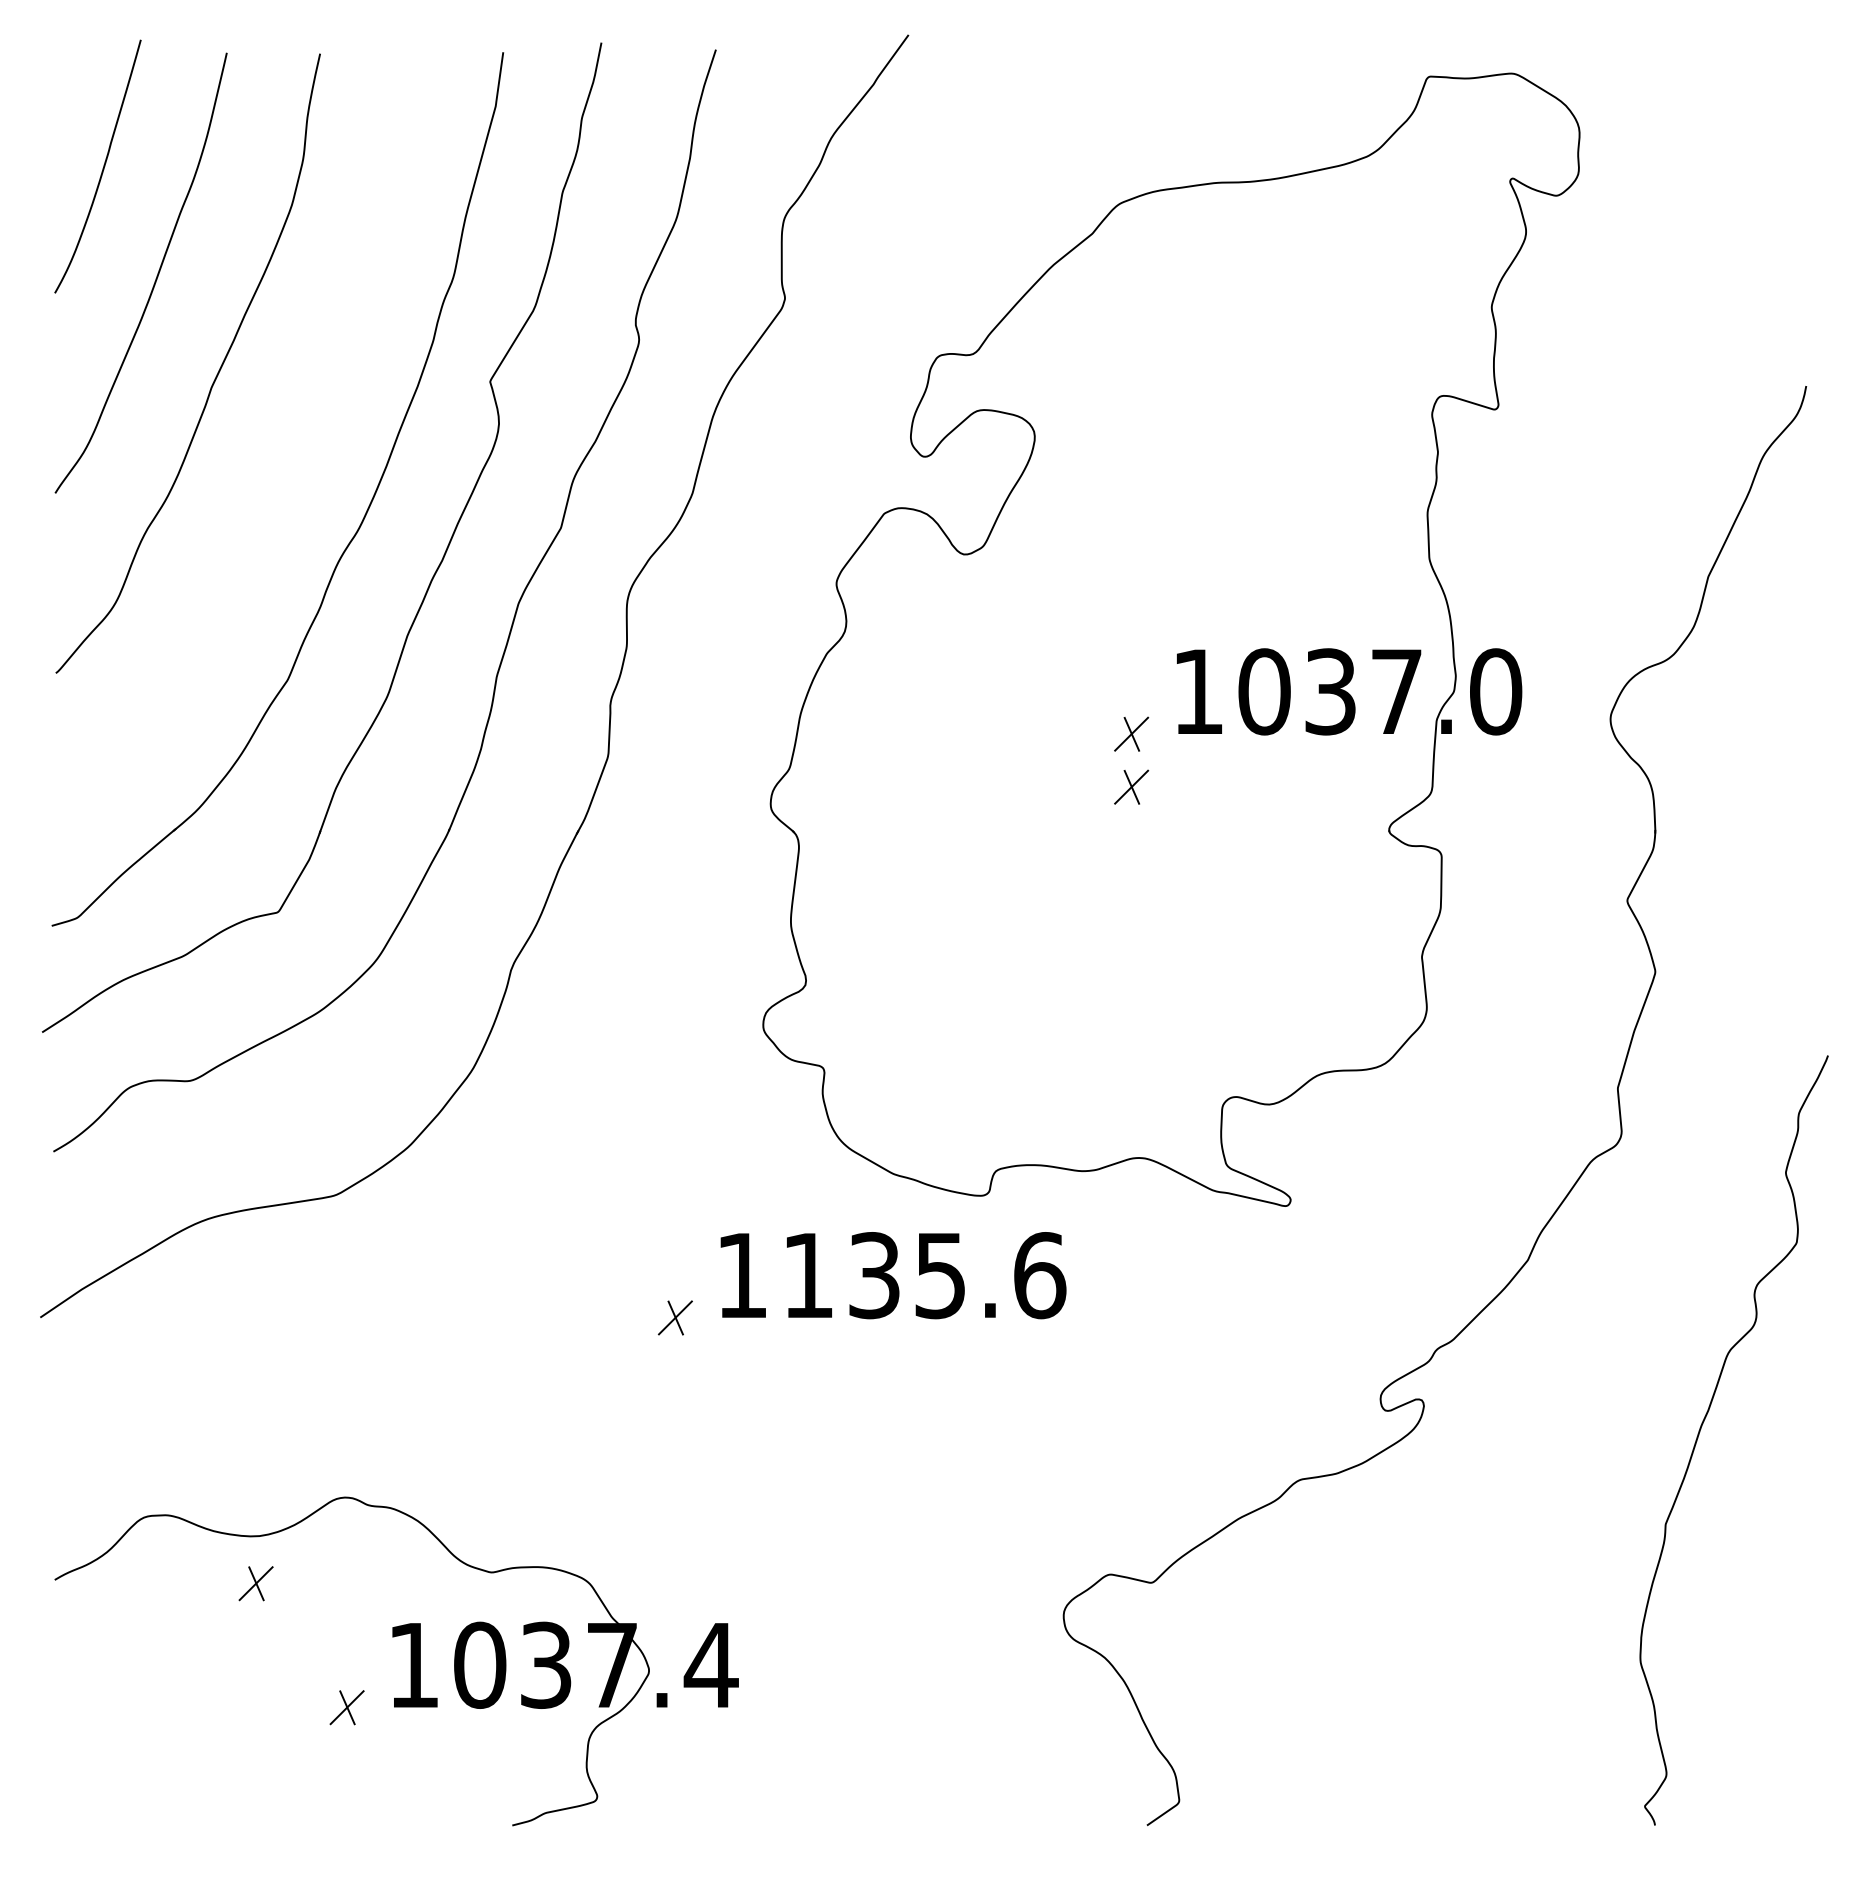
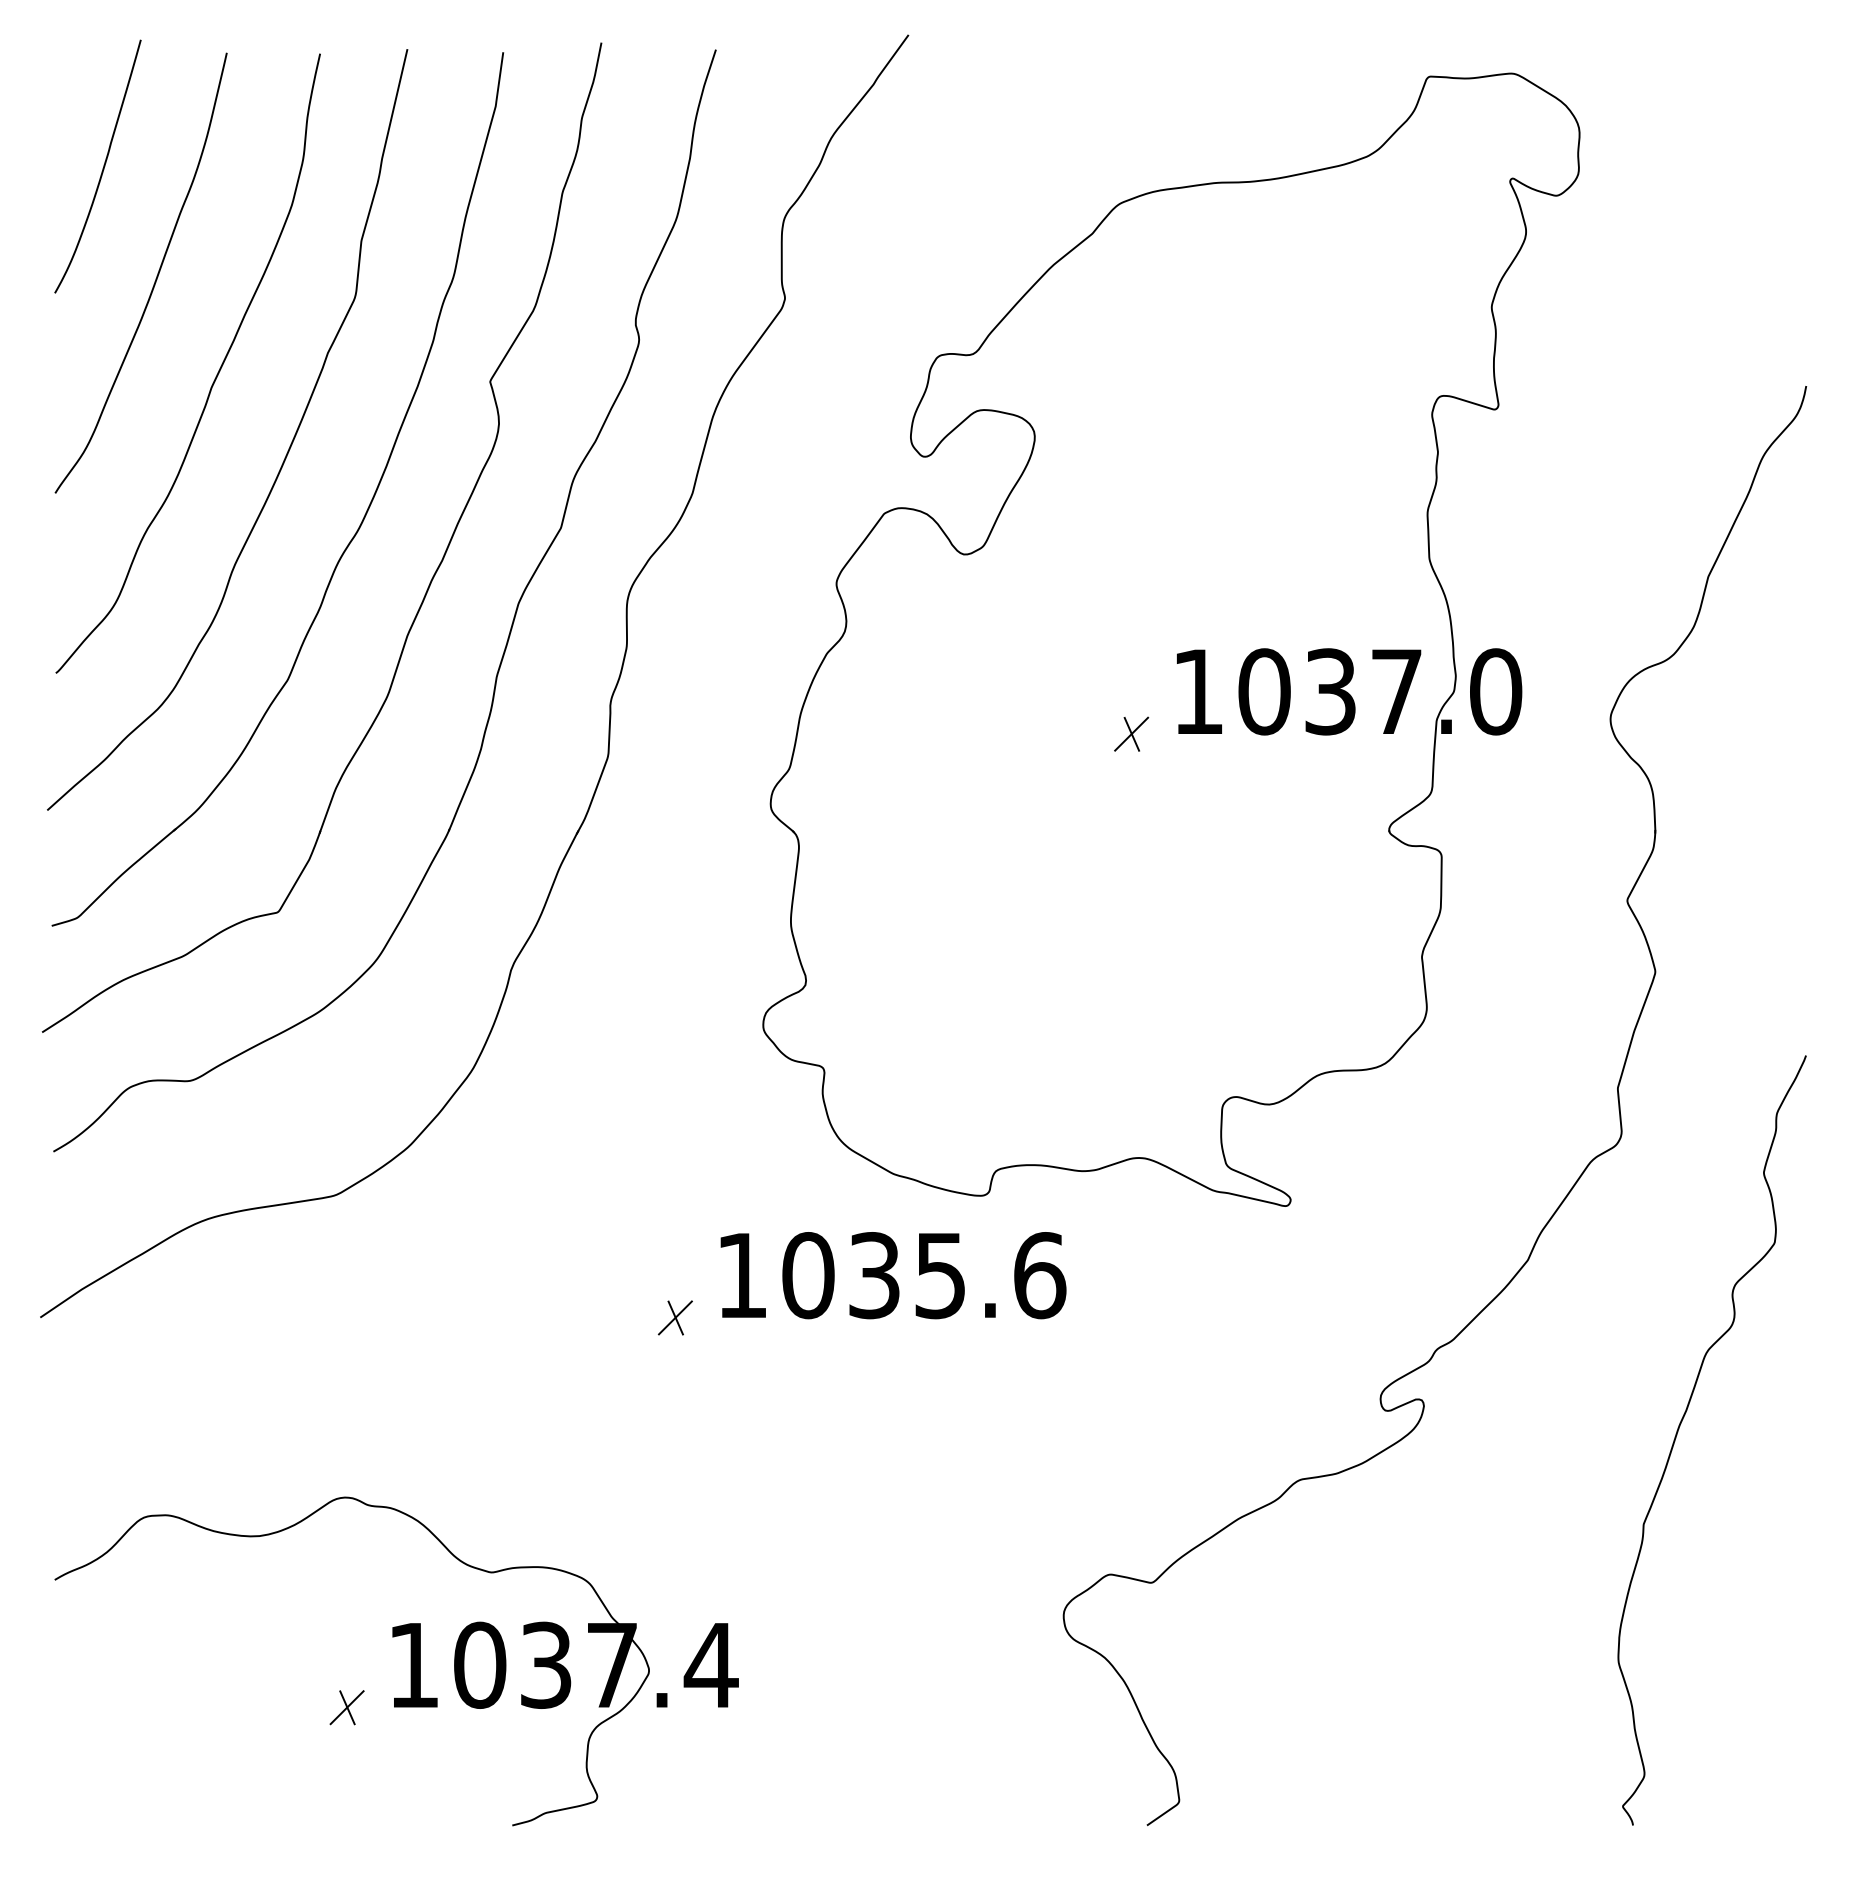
curve: none -> present (284, 457)
part: present -> none (1131, 786)
text: 1135.6 -> 1035.6 (808, 1275)
curve position: (1701, 1429) -> (1679, 1429) (1679, 1429)
part: present -> none (255, 1583)
